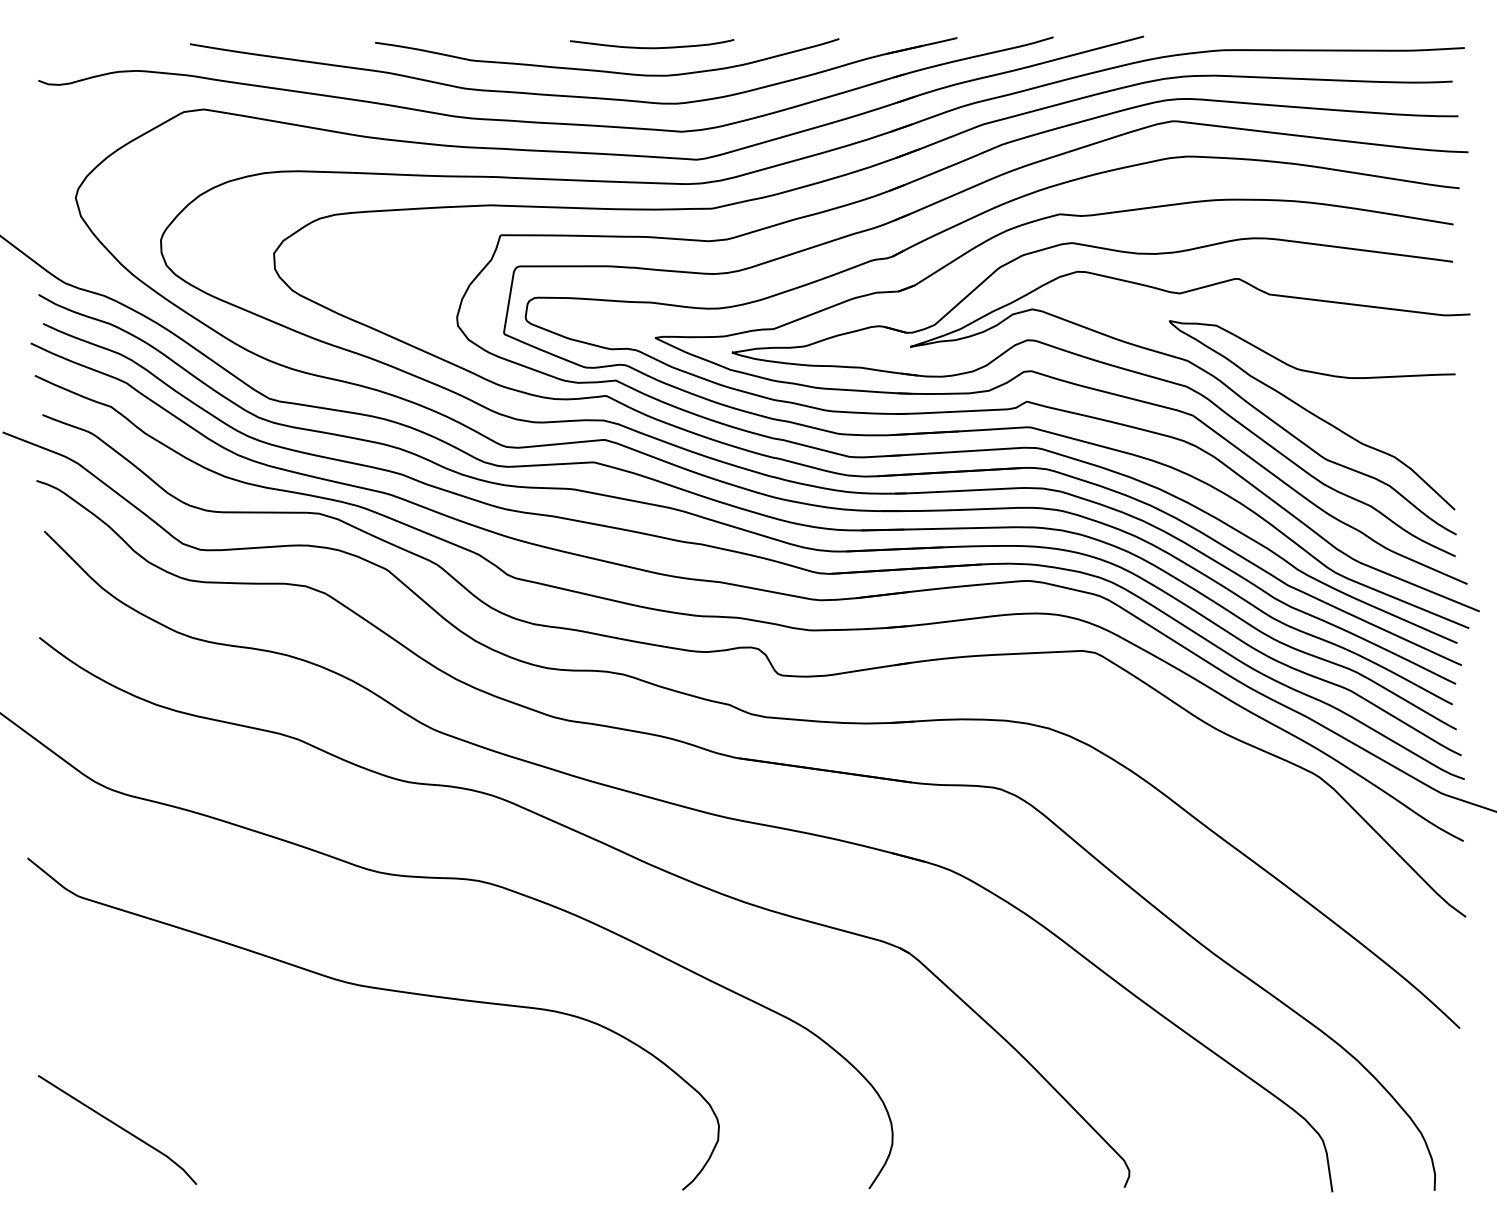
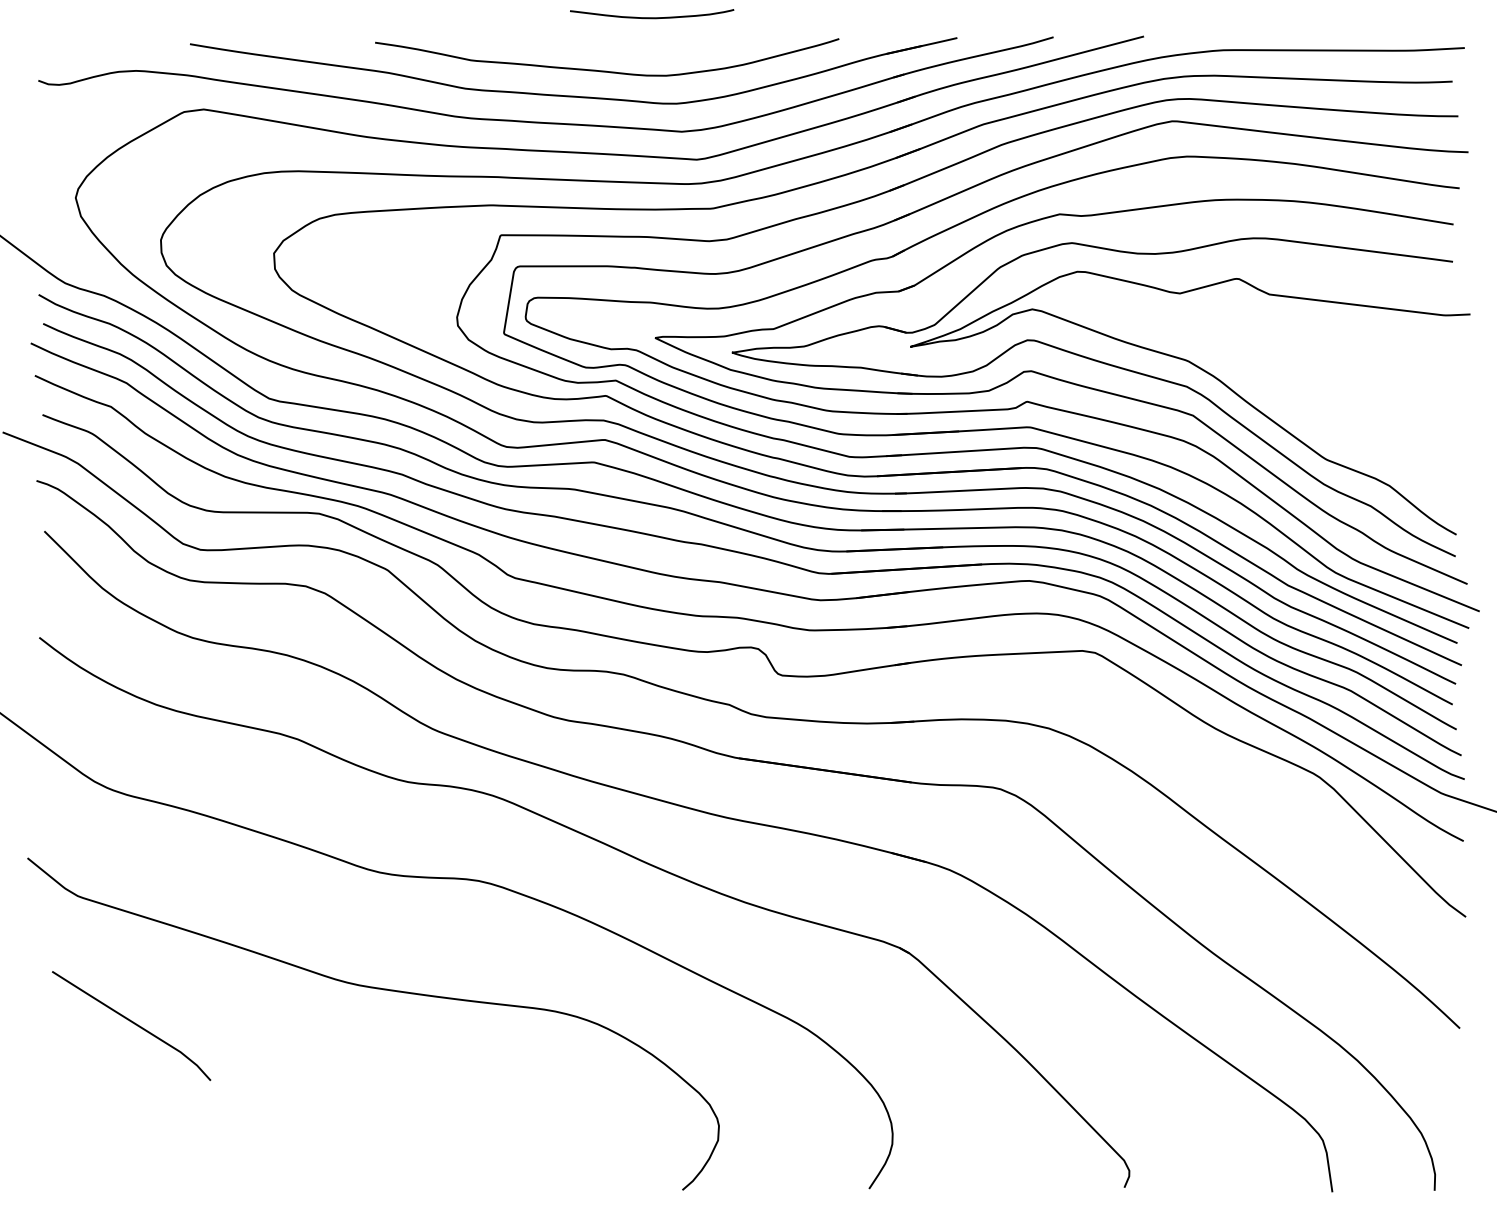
curve position: (652, 47) -> (652, 17) (652, 17)
curve: present -> none (1312, 414)
curve position: (118, 1127) -> (132, 1023) (132, 1023)
